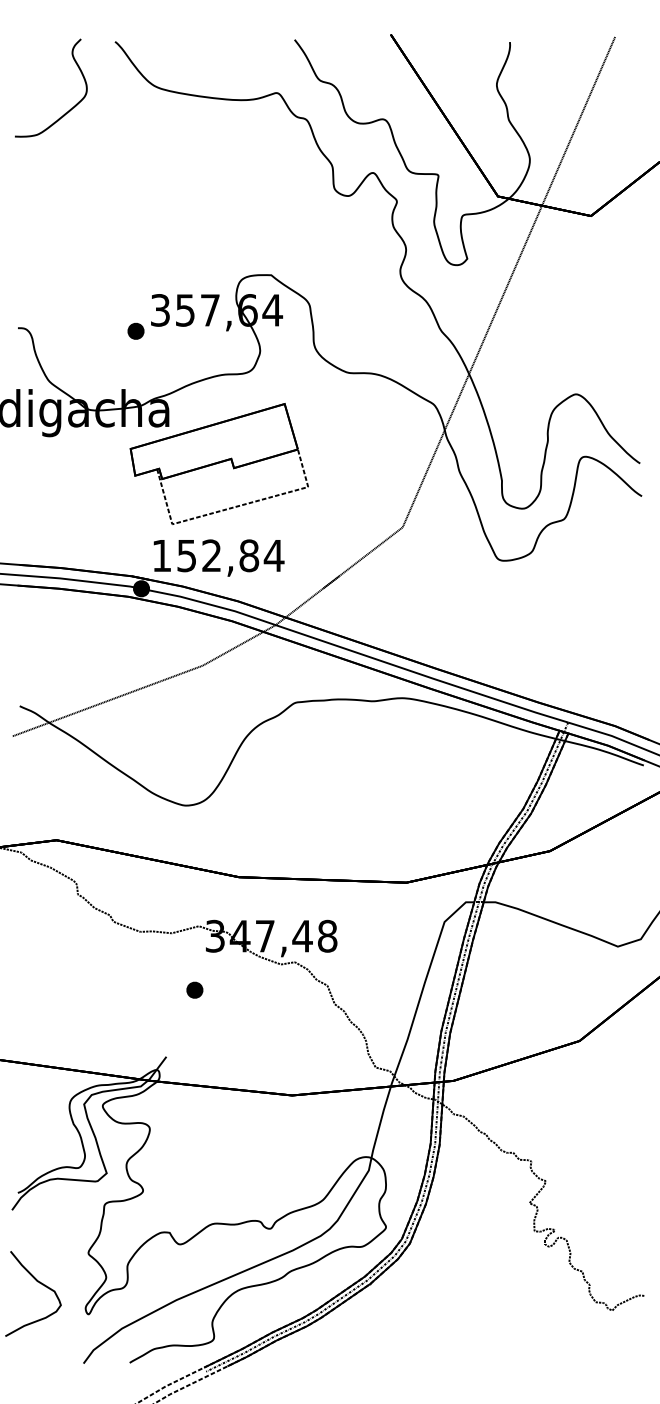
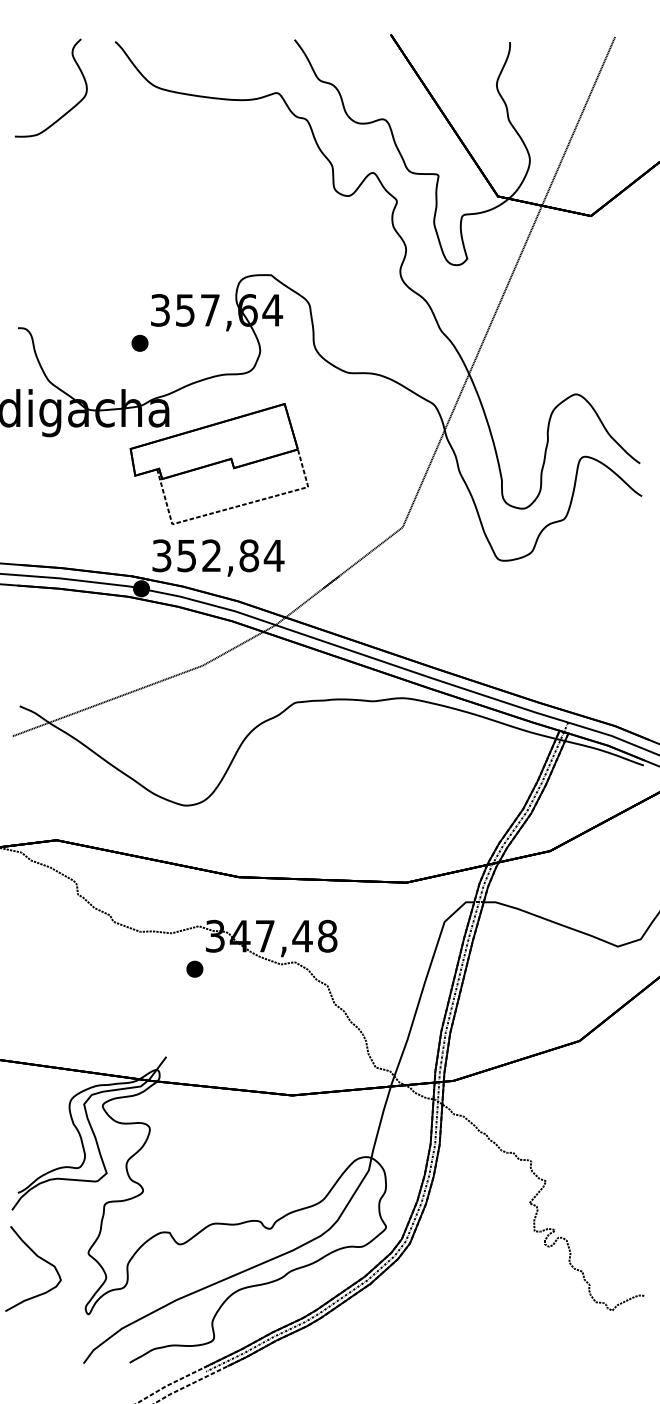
part position: (135, 330) -> (139, 342) (139, 342)
text: 152,84 -> 352,84 (161, 555)
part position: (194, 989) -> (194, 968) (194, 968)
curve position: (39, 1283) -> (39, 1258) (39, 1258)
